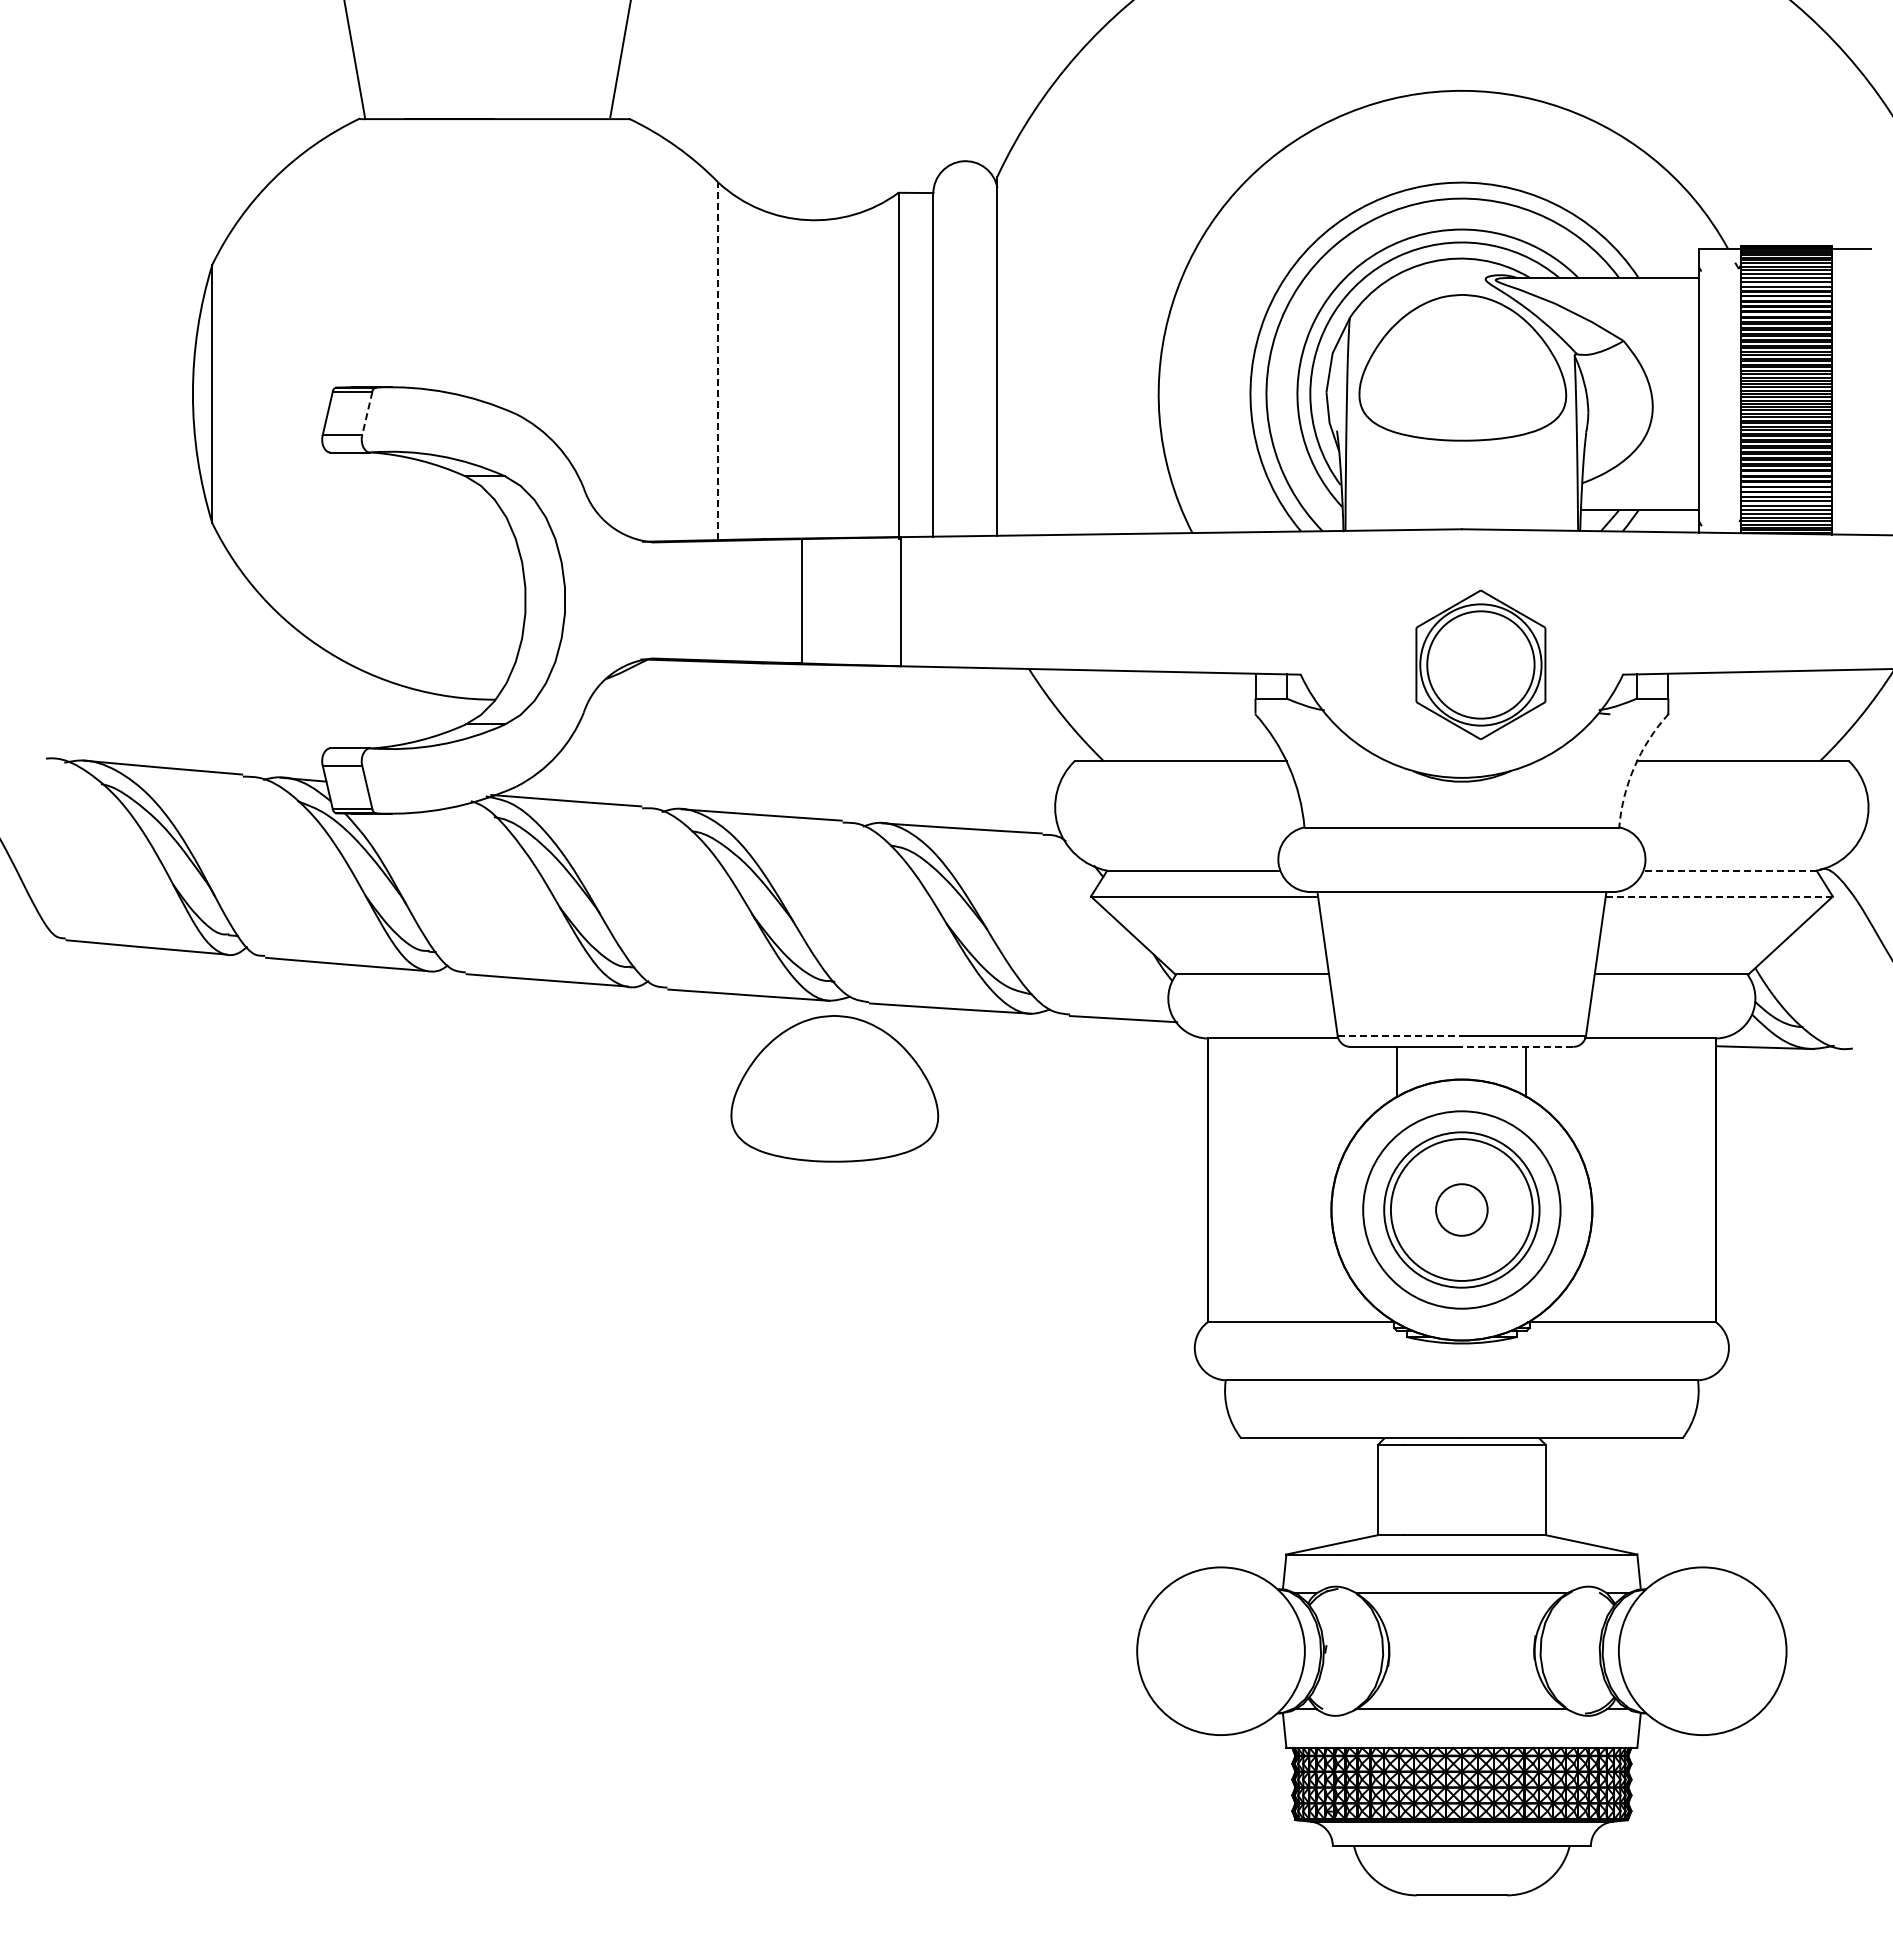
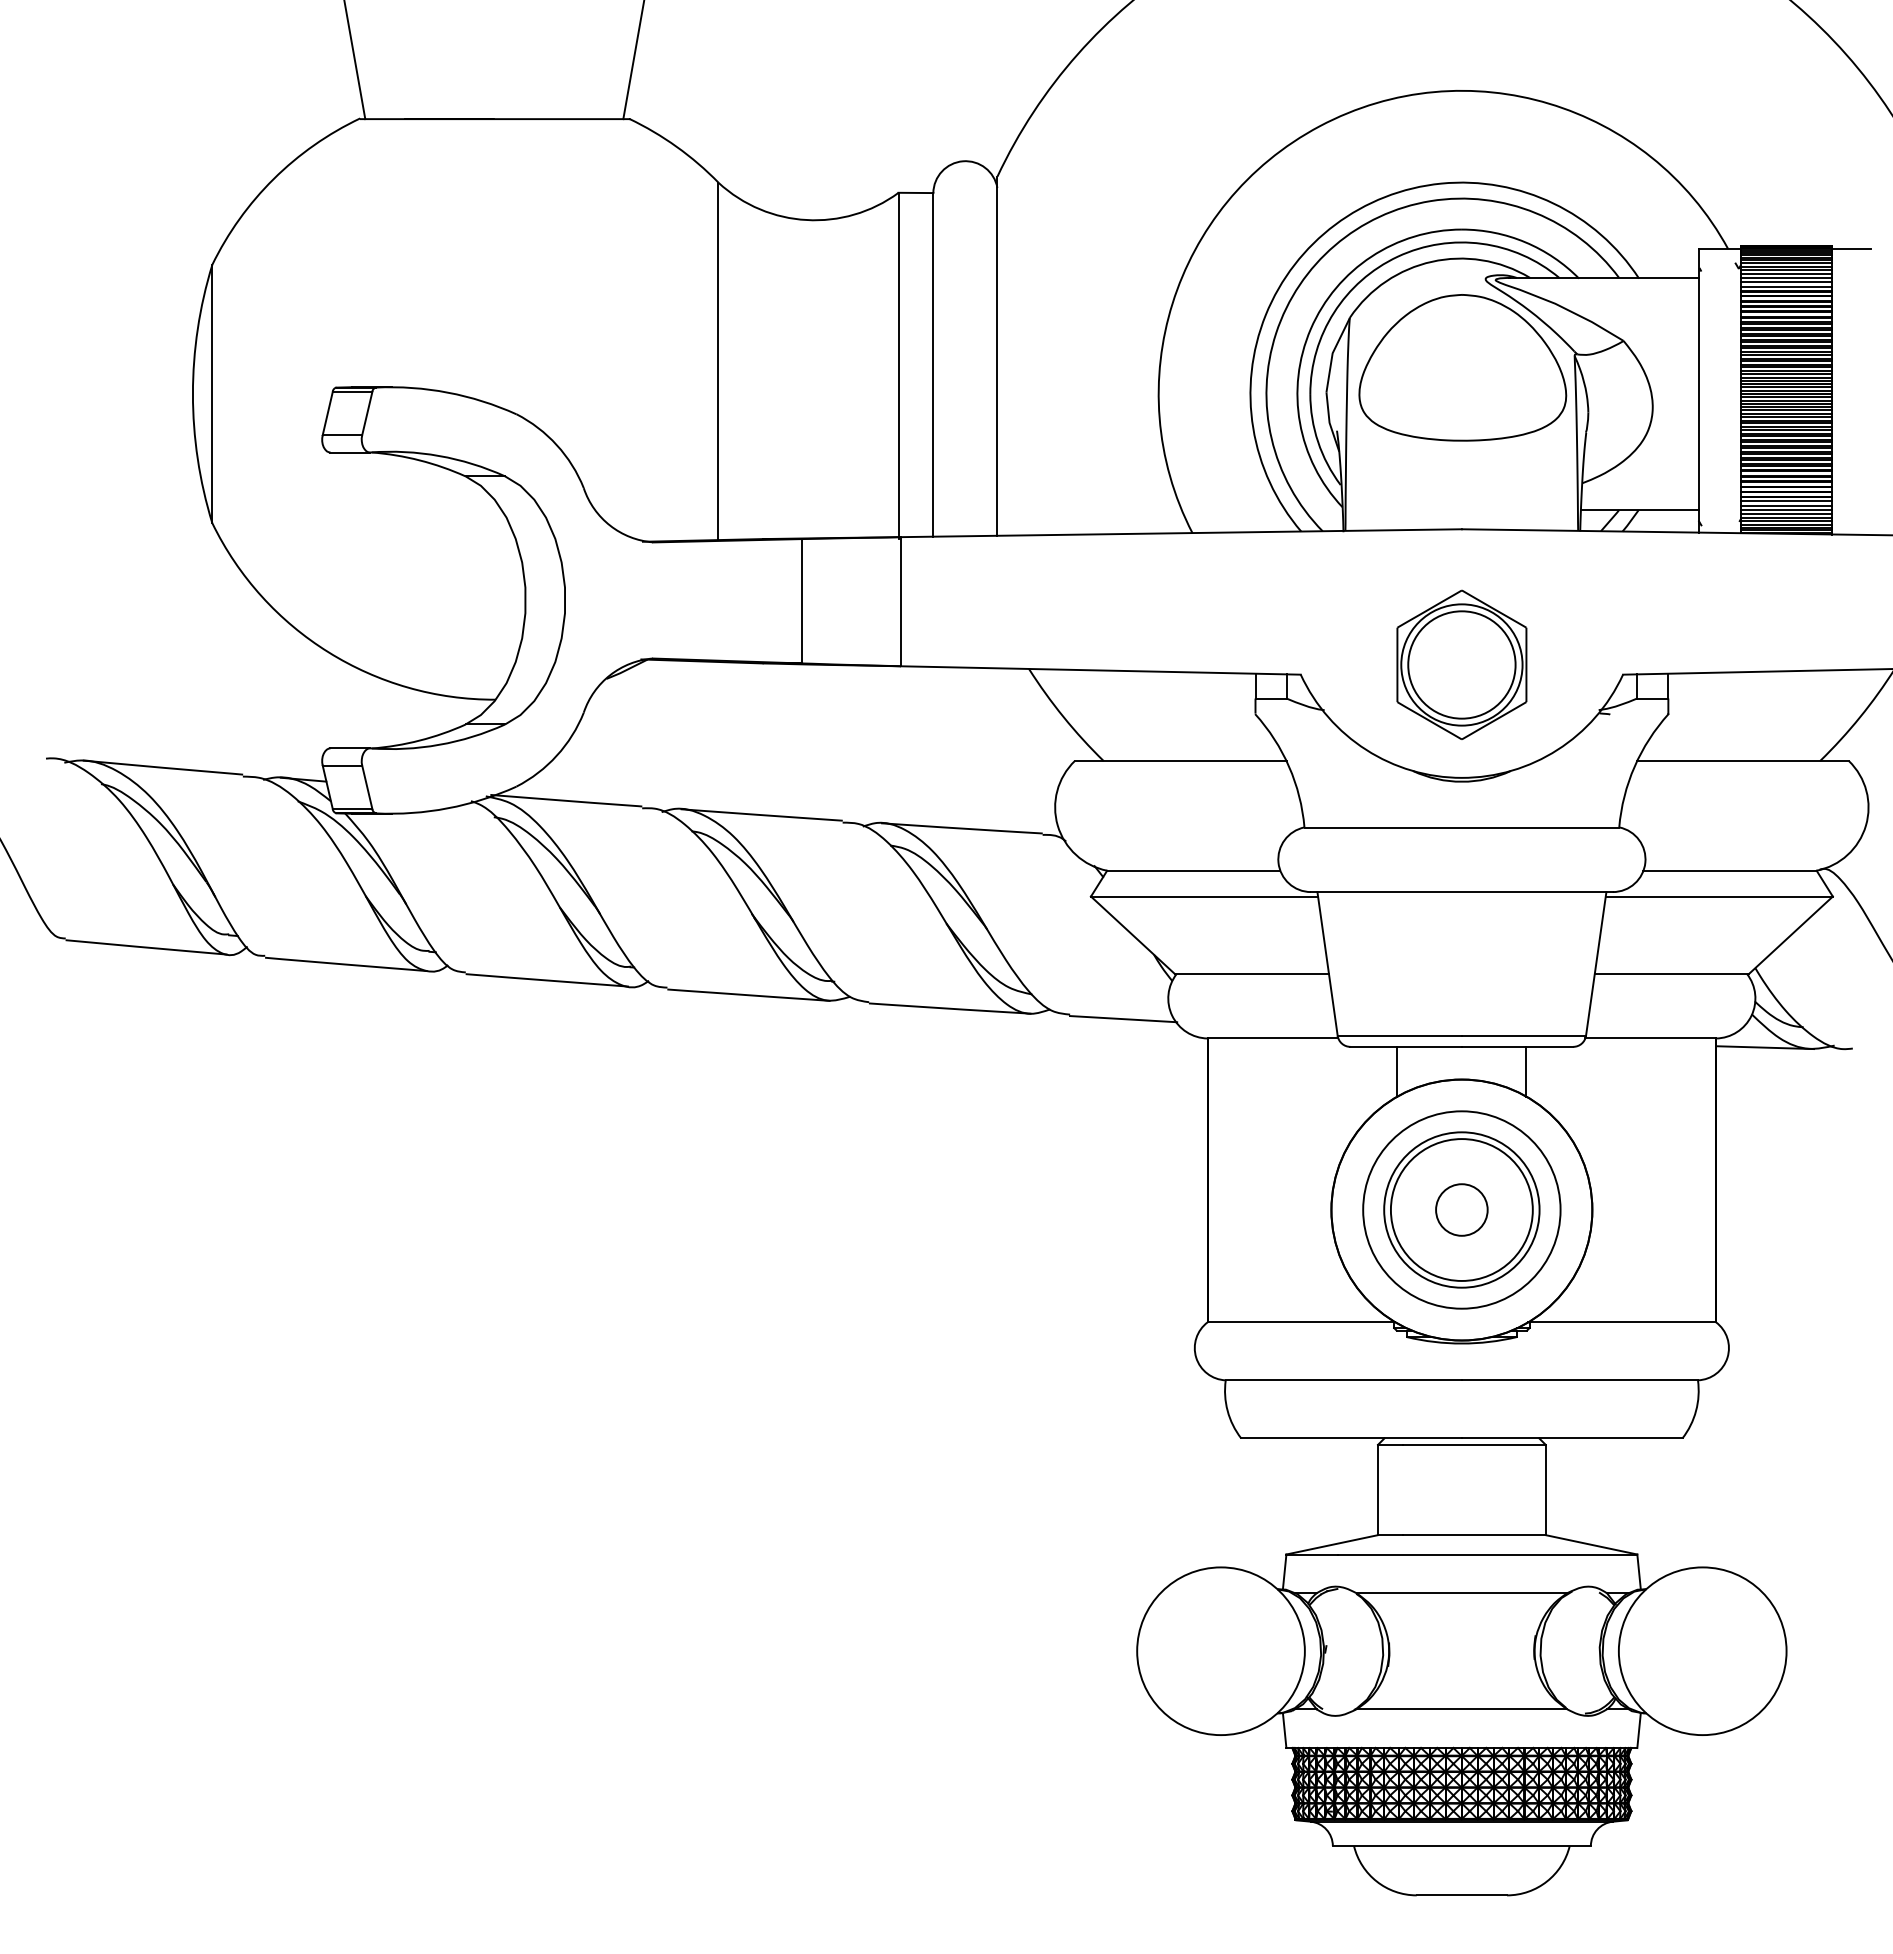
line position: (620, 59) -> (633, 60) (633, 60)
line: dashed -> solid (718, 361)
line: dashed -> solid (367, 414)
part position: (1480, 664) -> (1461, 664) (1461, 664)
arc: dashed -> solid (1634, 766)
line: dashed -> solid (1730, 870)
line: dashed -> solid (1719, 896)
line: dashed -> solid (1400, 1035)
line: dashed -> solid (1517, 1046)
part: present -> none (834, 1088)
